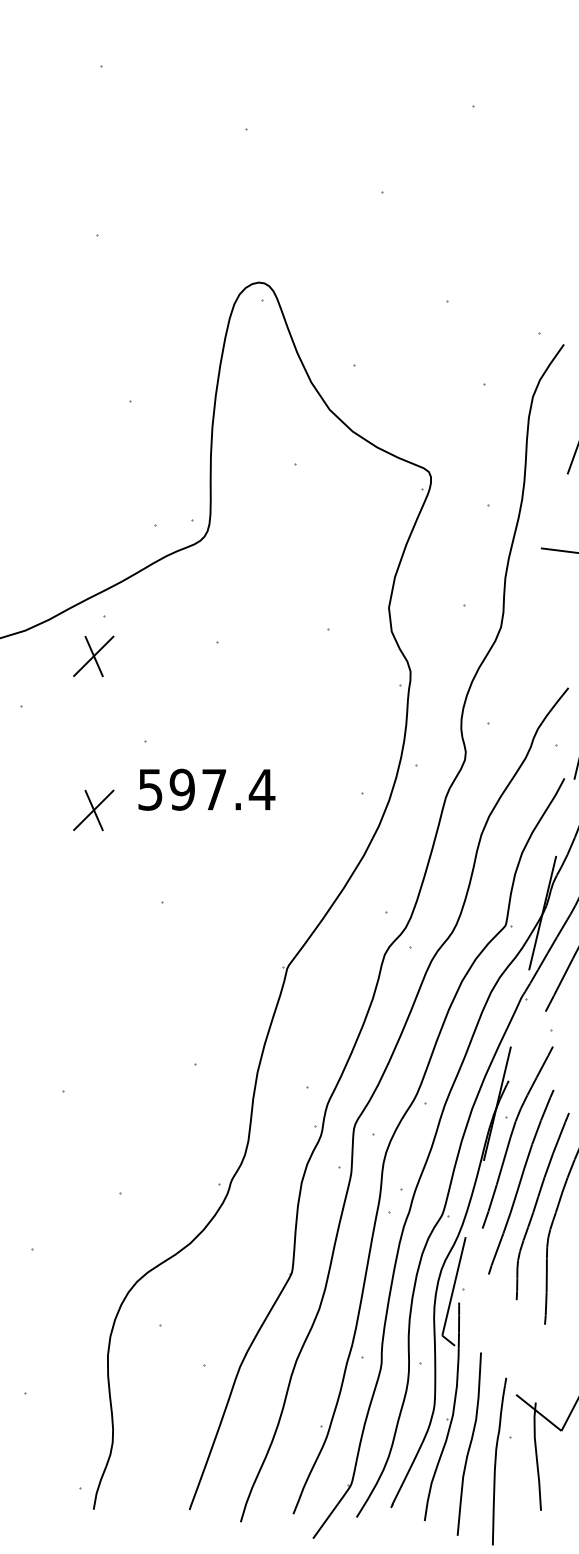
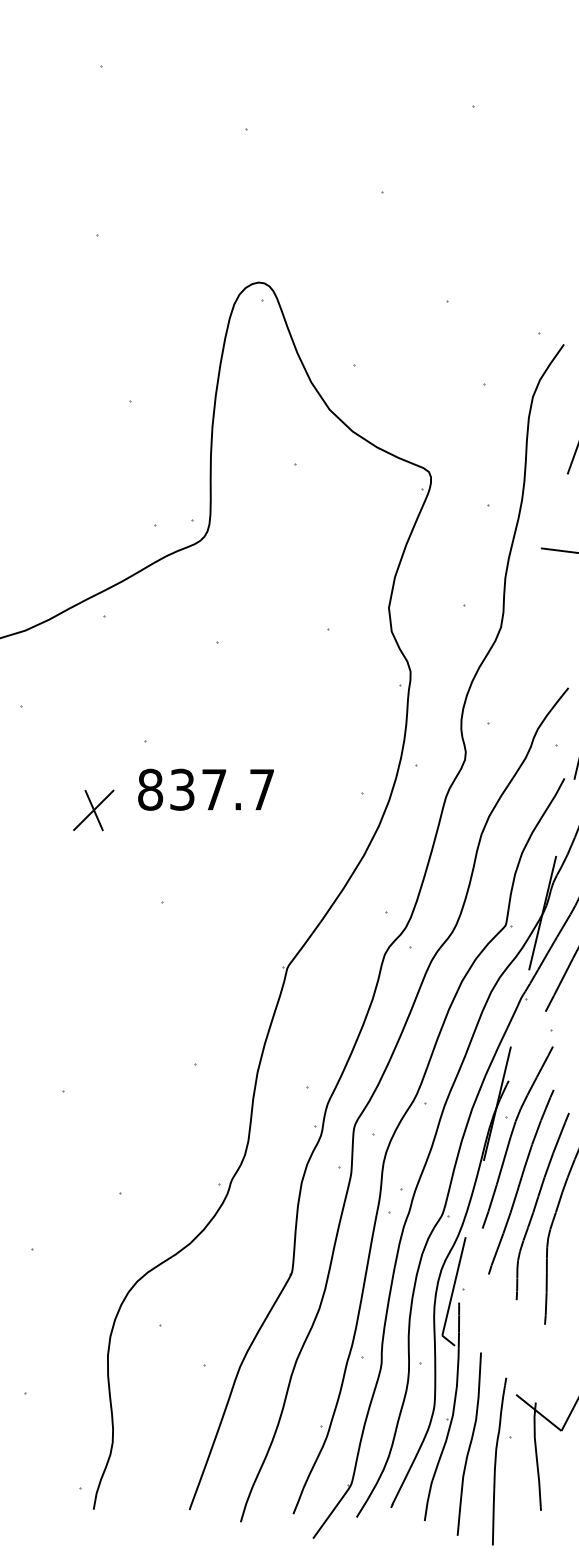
part: present -> none (93, 656)
text: 597.4 -> 837.7 (206, 789)
